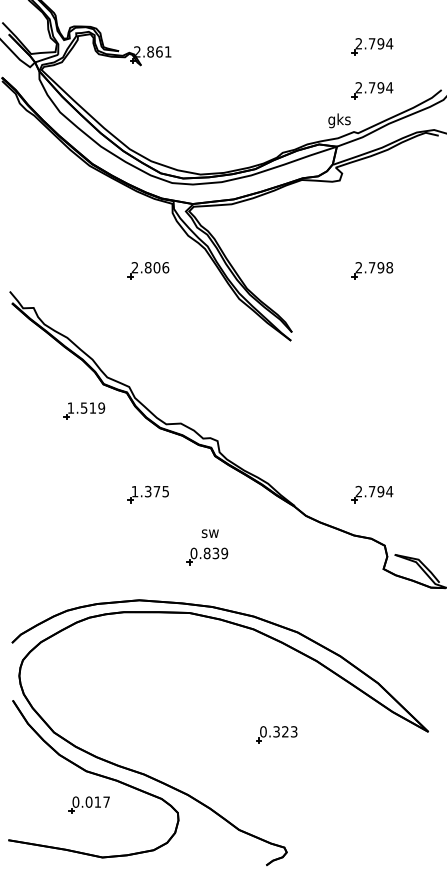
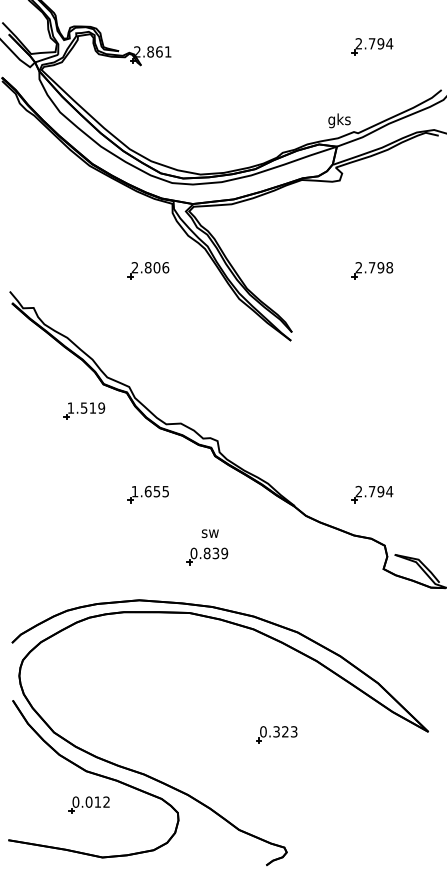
part: present -> none (372, 90)
text: 1.375 -> 1.655 (152, 491)
text: 0.017 -> 0.012 (106, 801)
